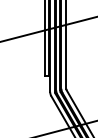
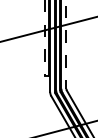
line: solid -> dashed (44, 38)
line: solid -> dashed (66, 44)
